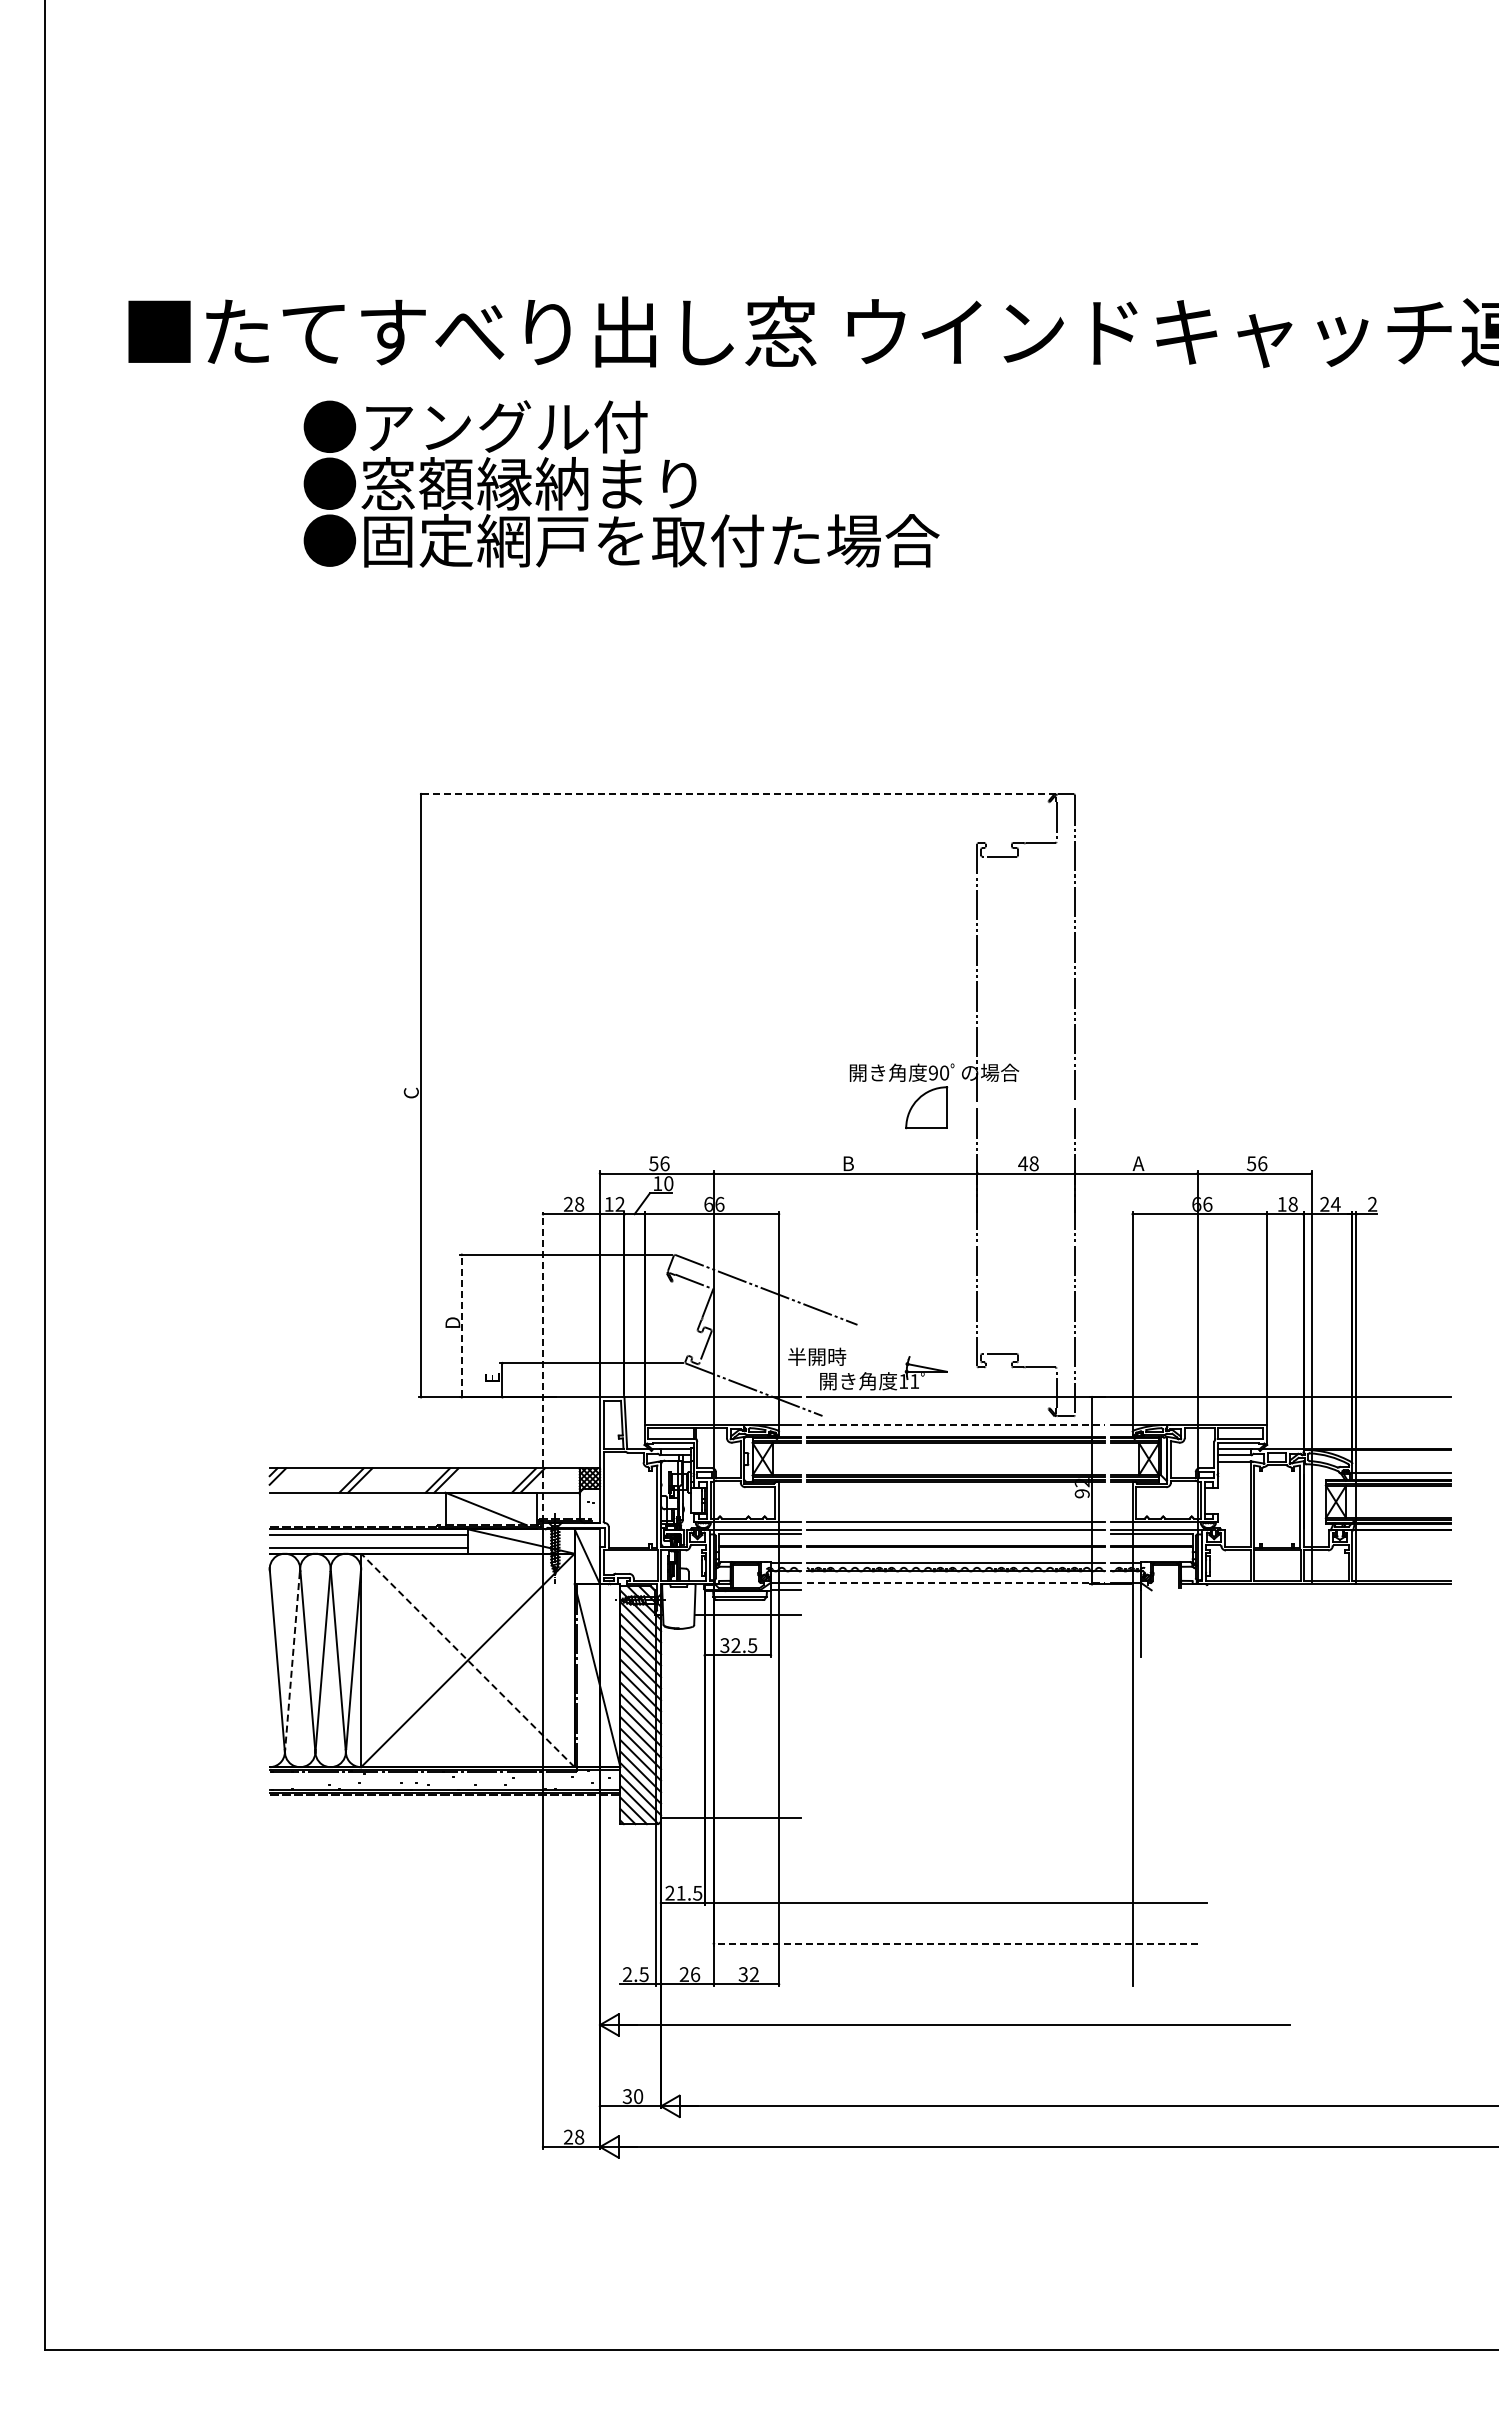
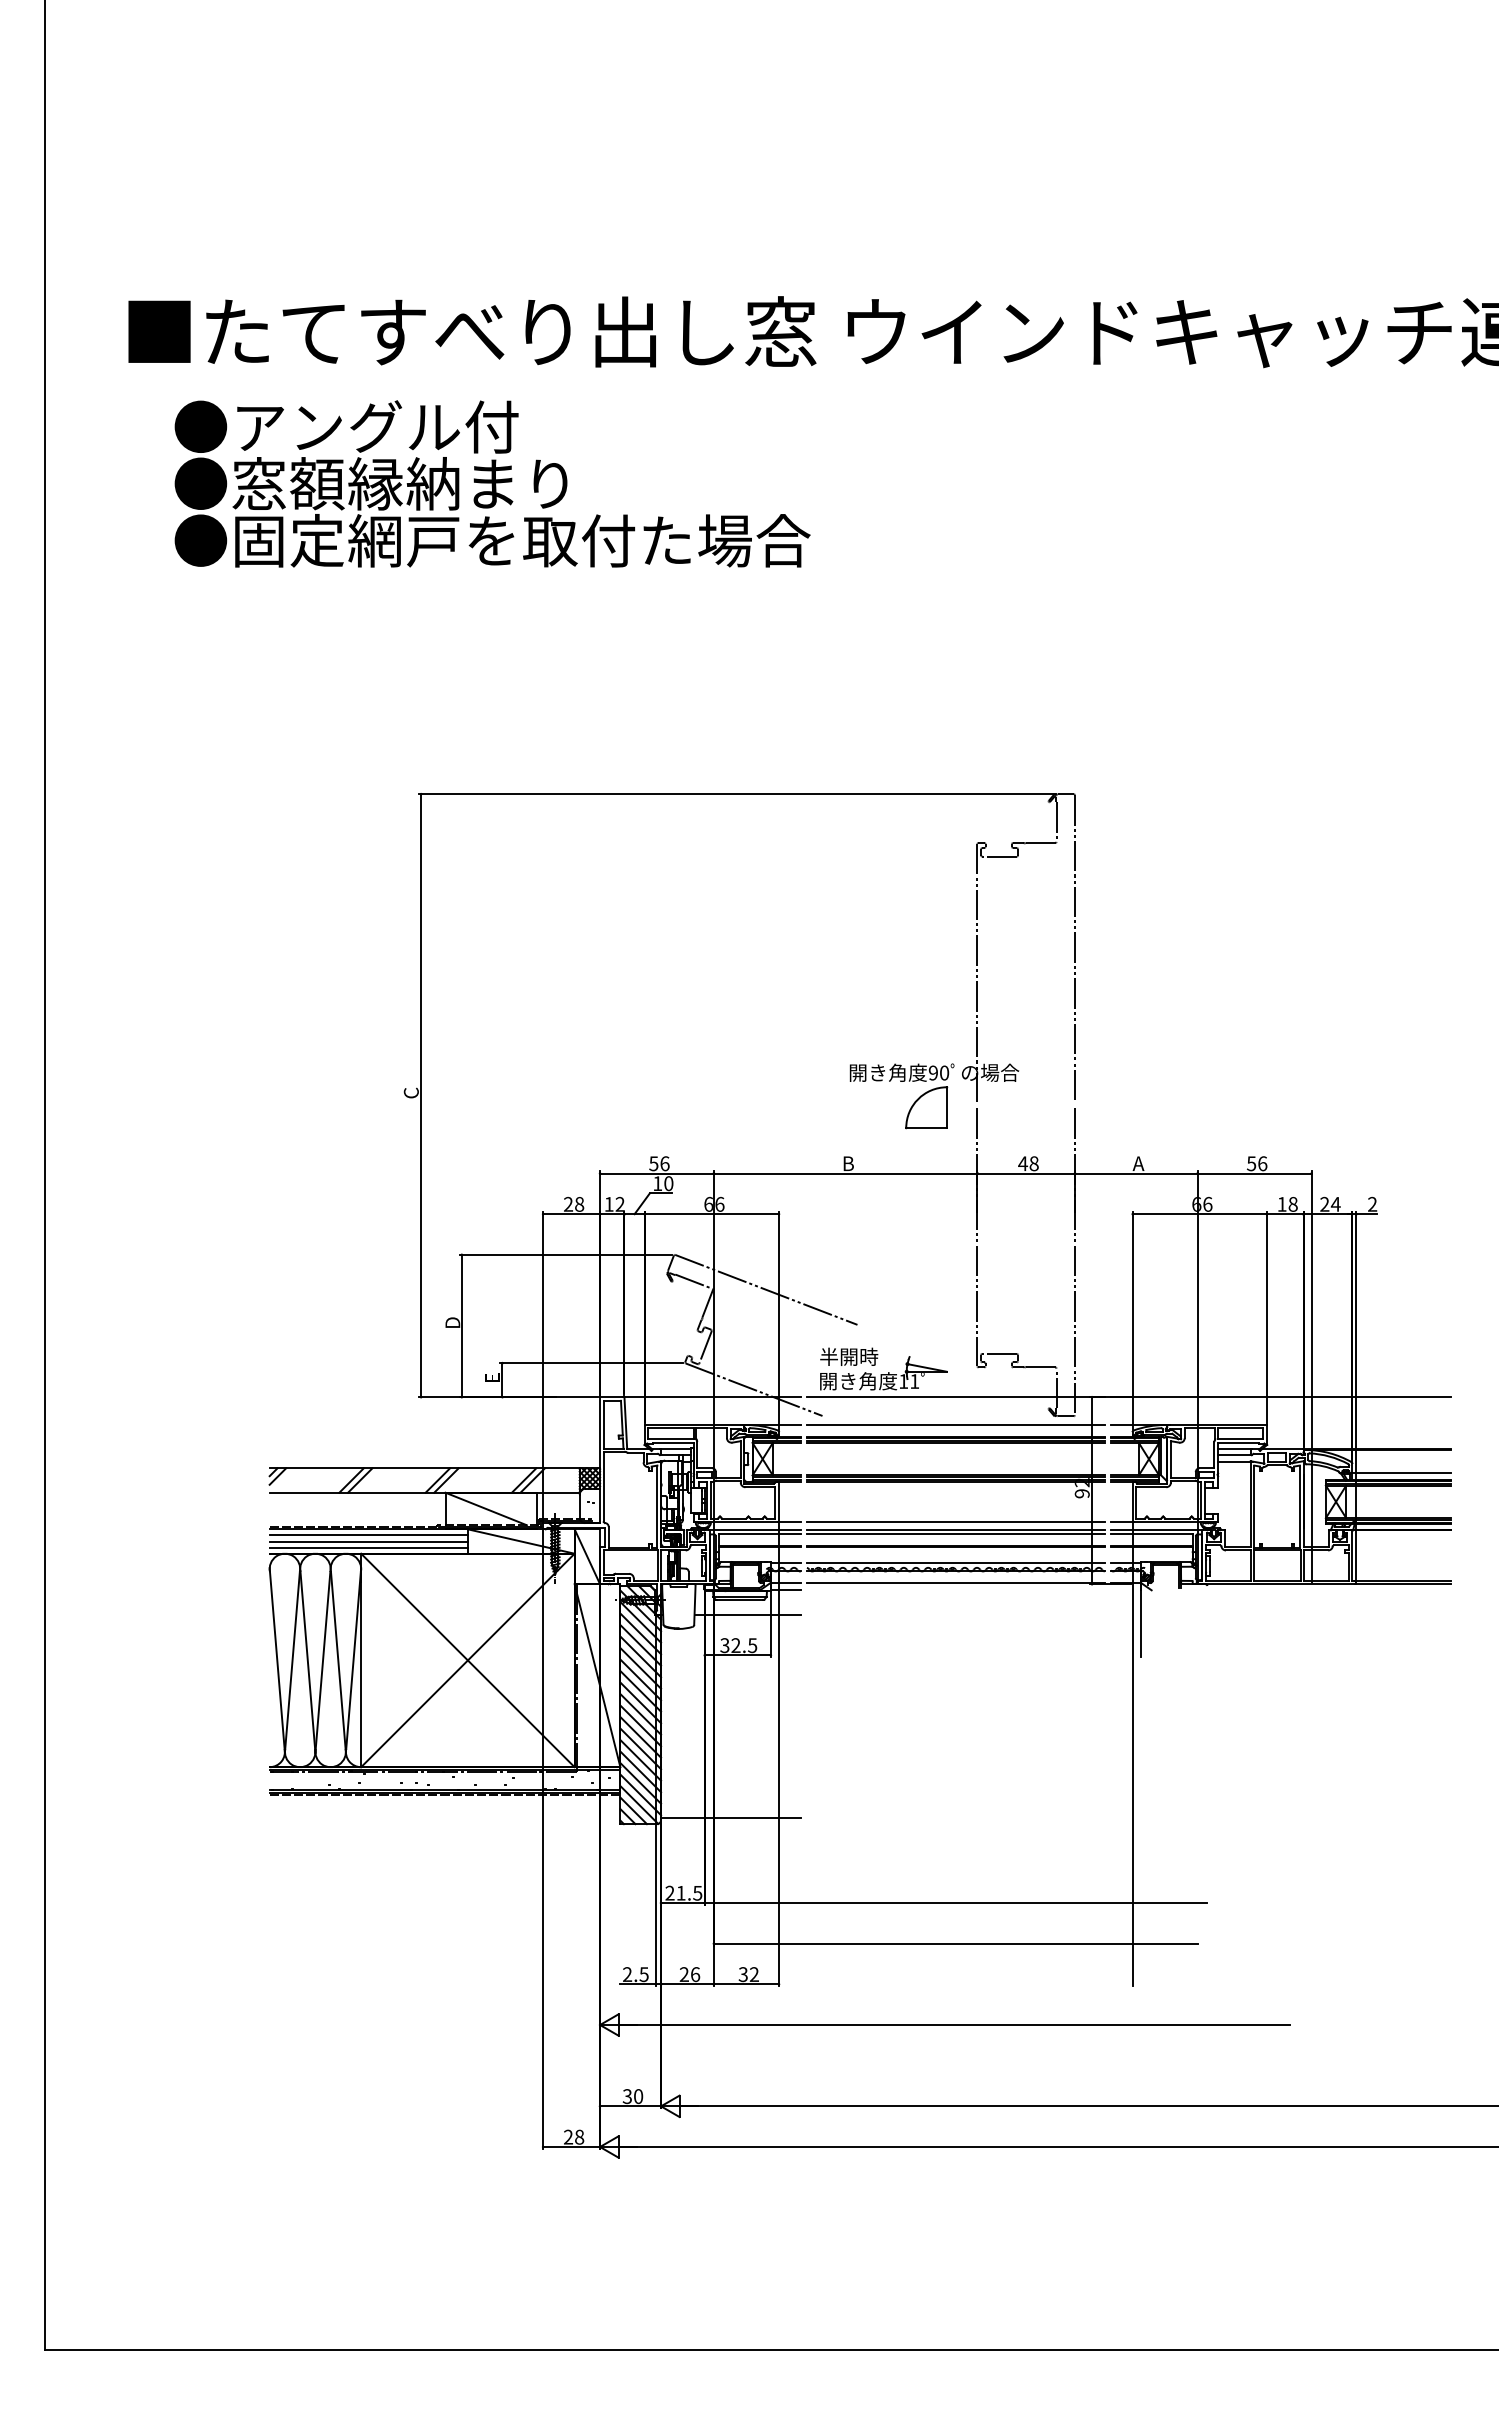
text position: (621, 483) -> (492, 483) (492, 483)
line: dashed -> solid (736, 794)
line: dashed -> solid (461, 1325)
text position: (817, 1356) -> (849, 1356) (849, 1356)
line: dashed -> solid (543, 1367)
line: dashed -> solid (955, 1424)
line: none -> present (955, 1534)
line: none -> present (368, 1541)
line: dashed -> solid (955, 1582)
line: dashed -> solid (467, 1660)
line: dashed -> solid (292, 1662)
line: dashed -> solid (955, 1943)
